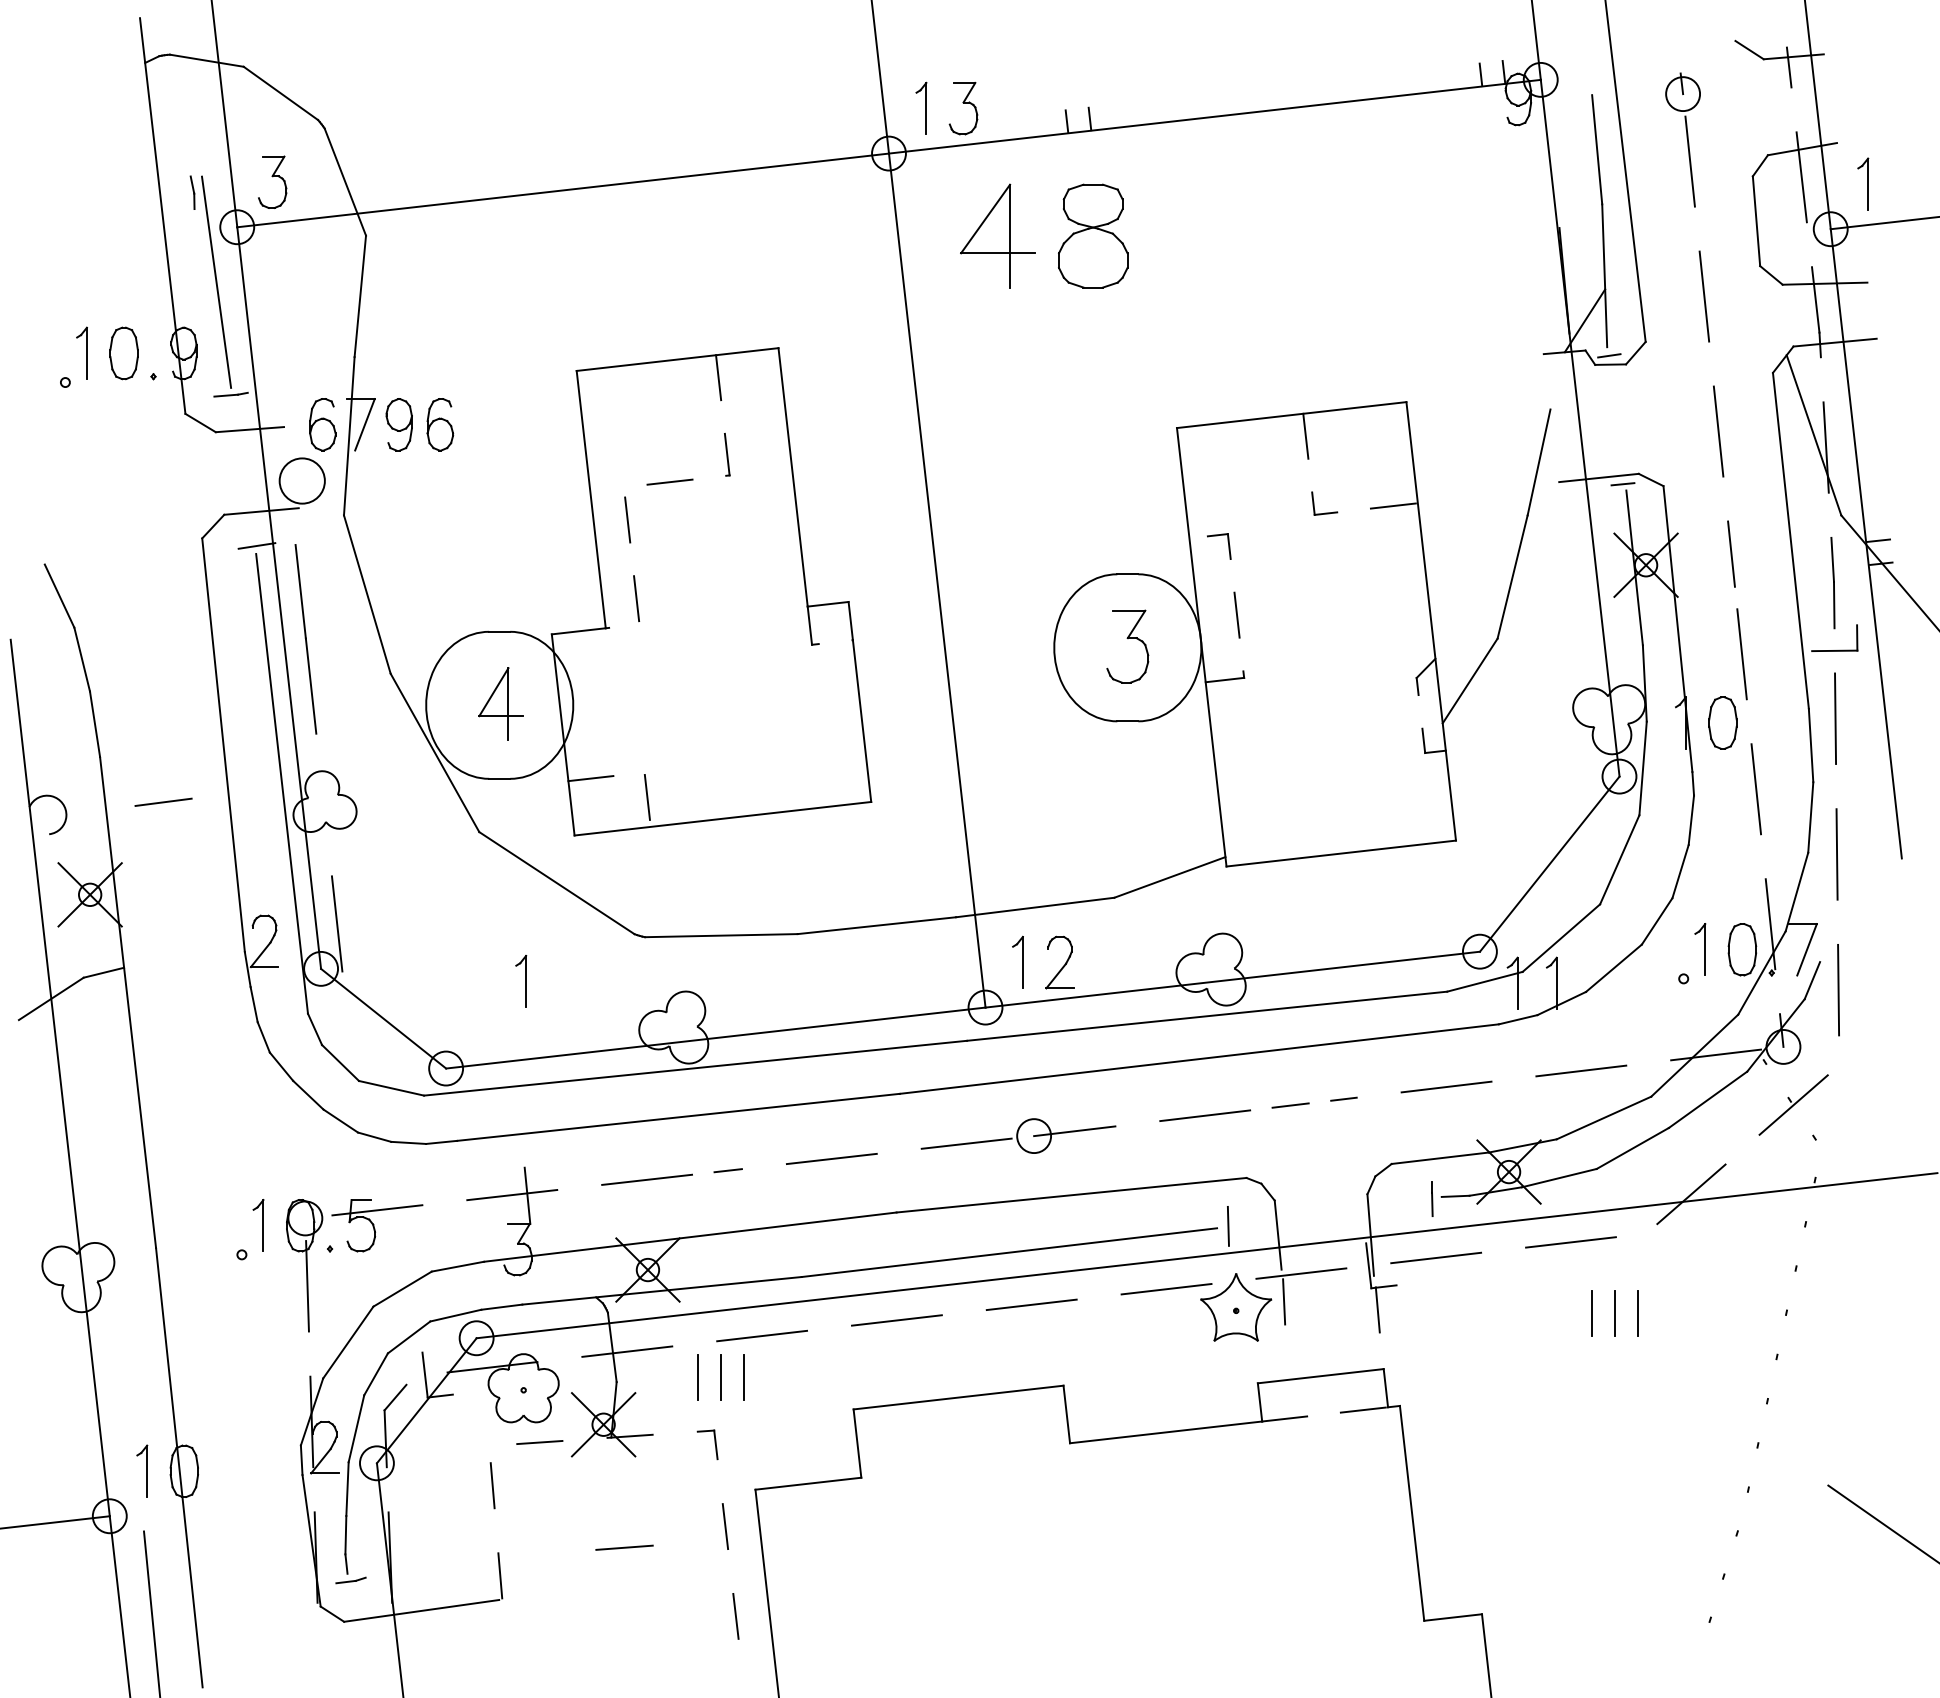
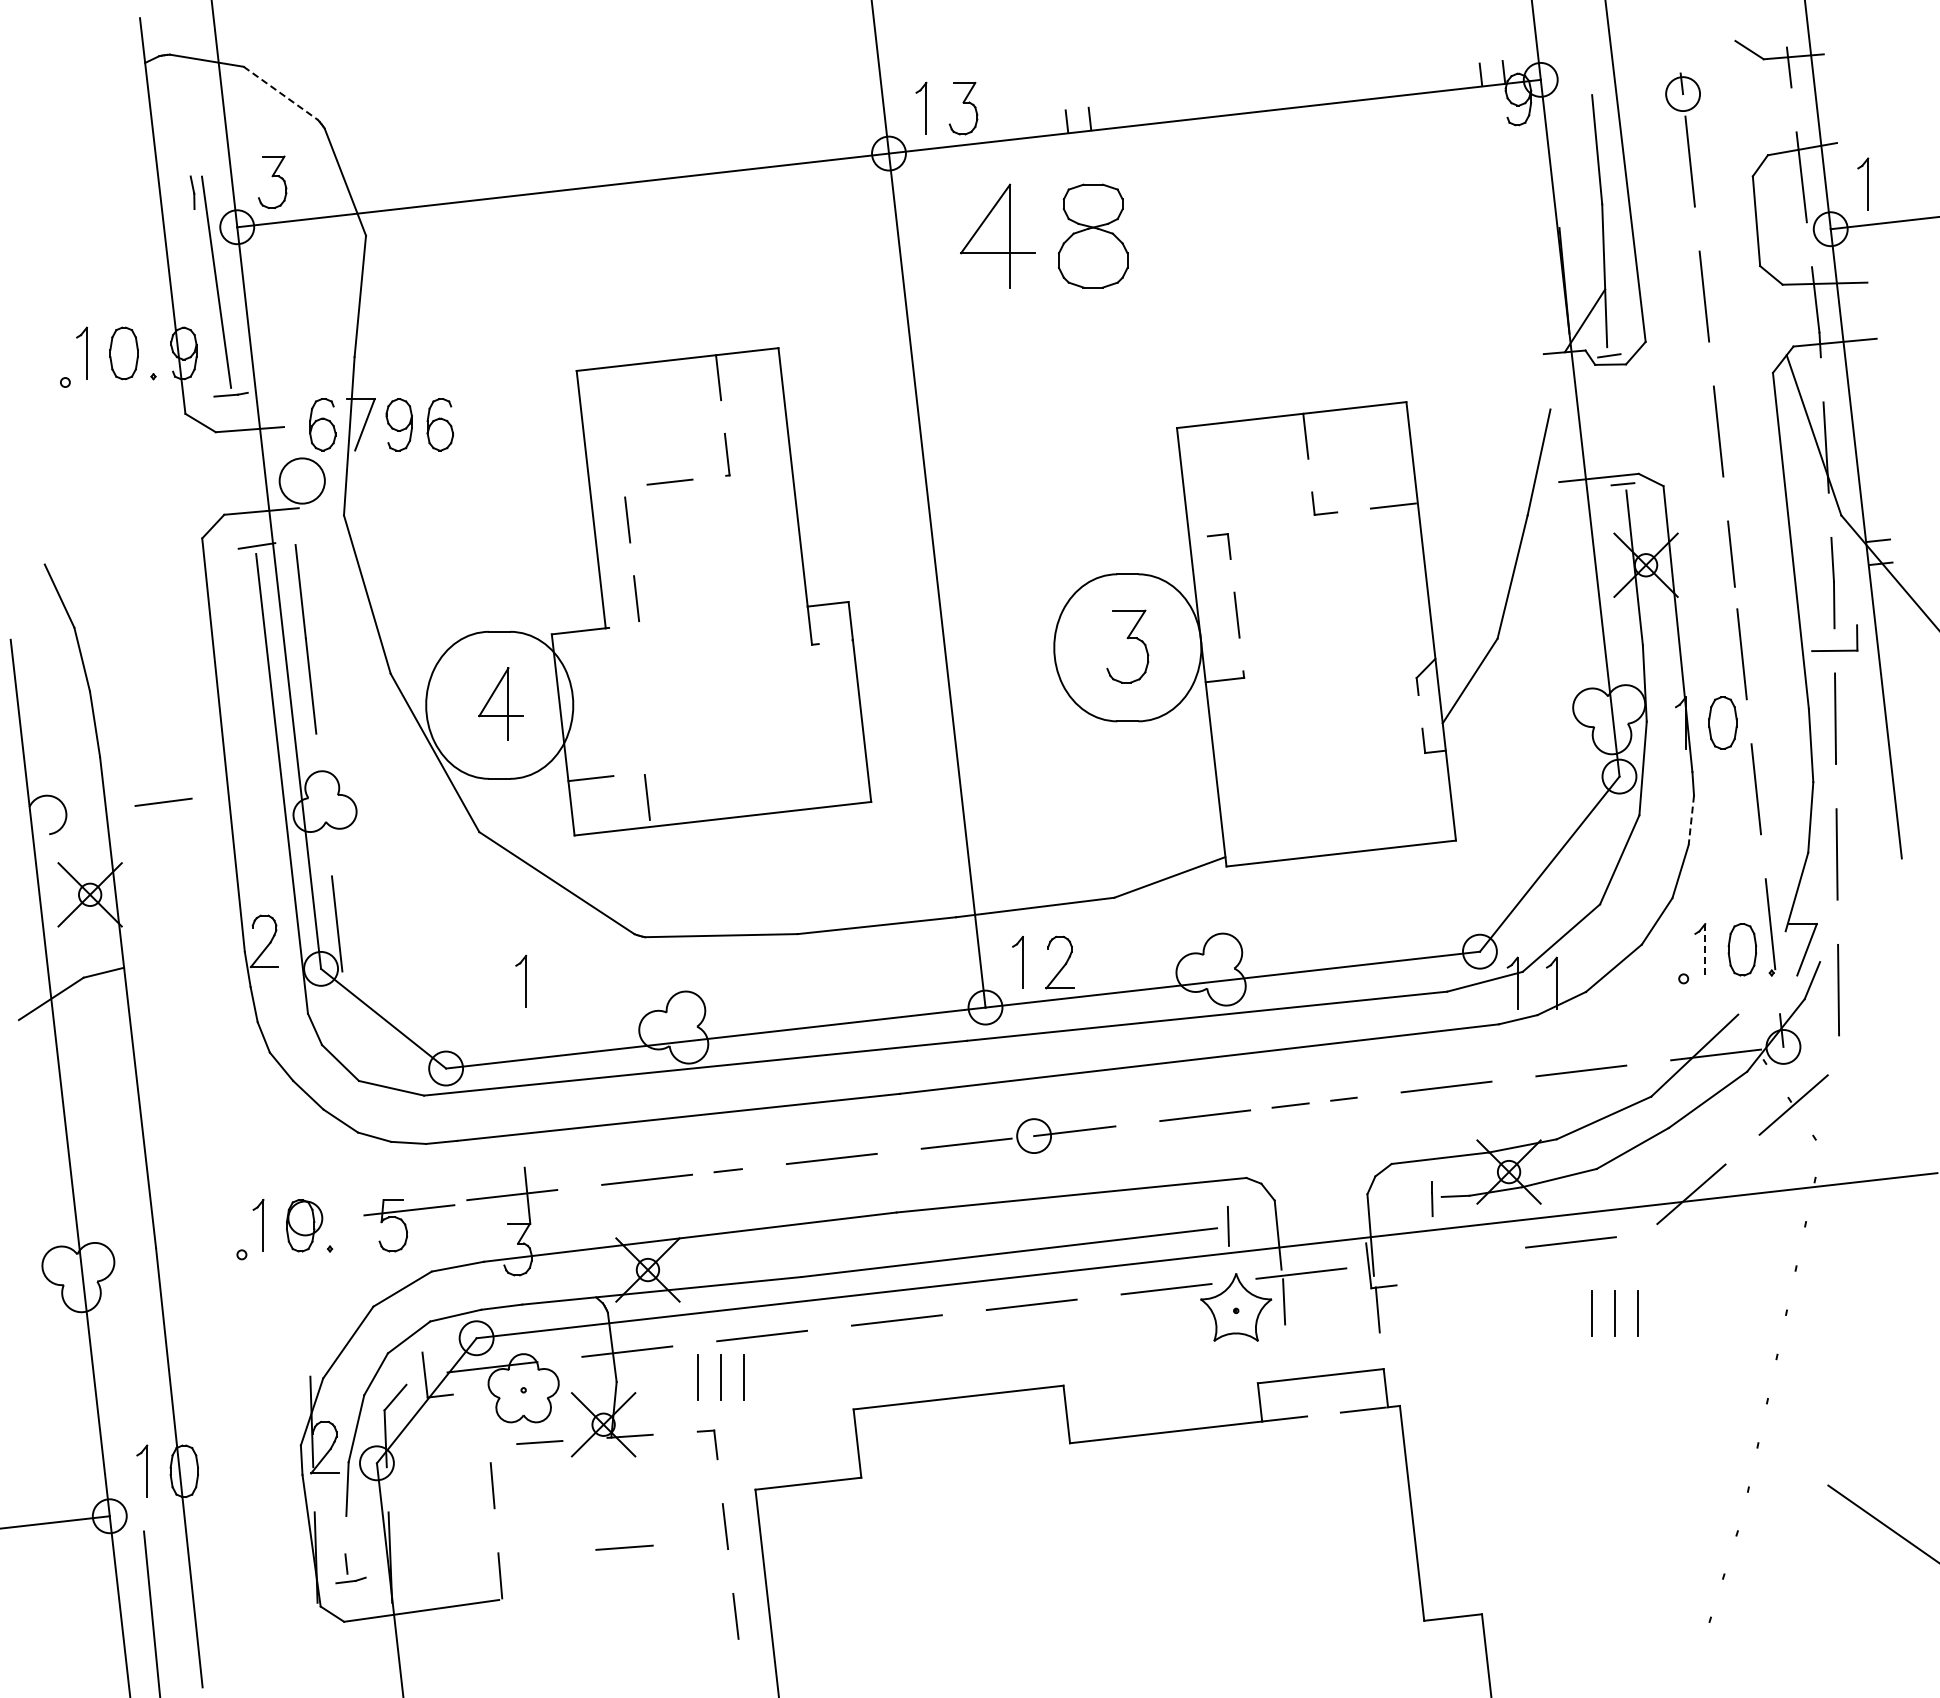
line: solid -> dashed (280, 93)
line: solid -> dashed (1691, 820)
line: solid -> dashed (1705, 949)
line: present -> none (1761, 972)
part position: (377, 1225) -> (409, 1225) (409, 1225)
line: present -> none (1435, 1257)
line: present -> none (307, 1286)
line: present -> none (345, 1534)
